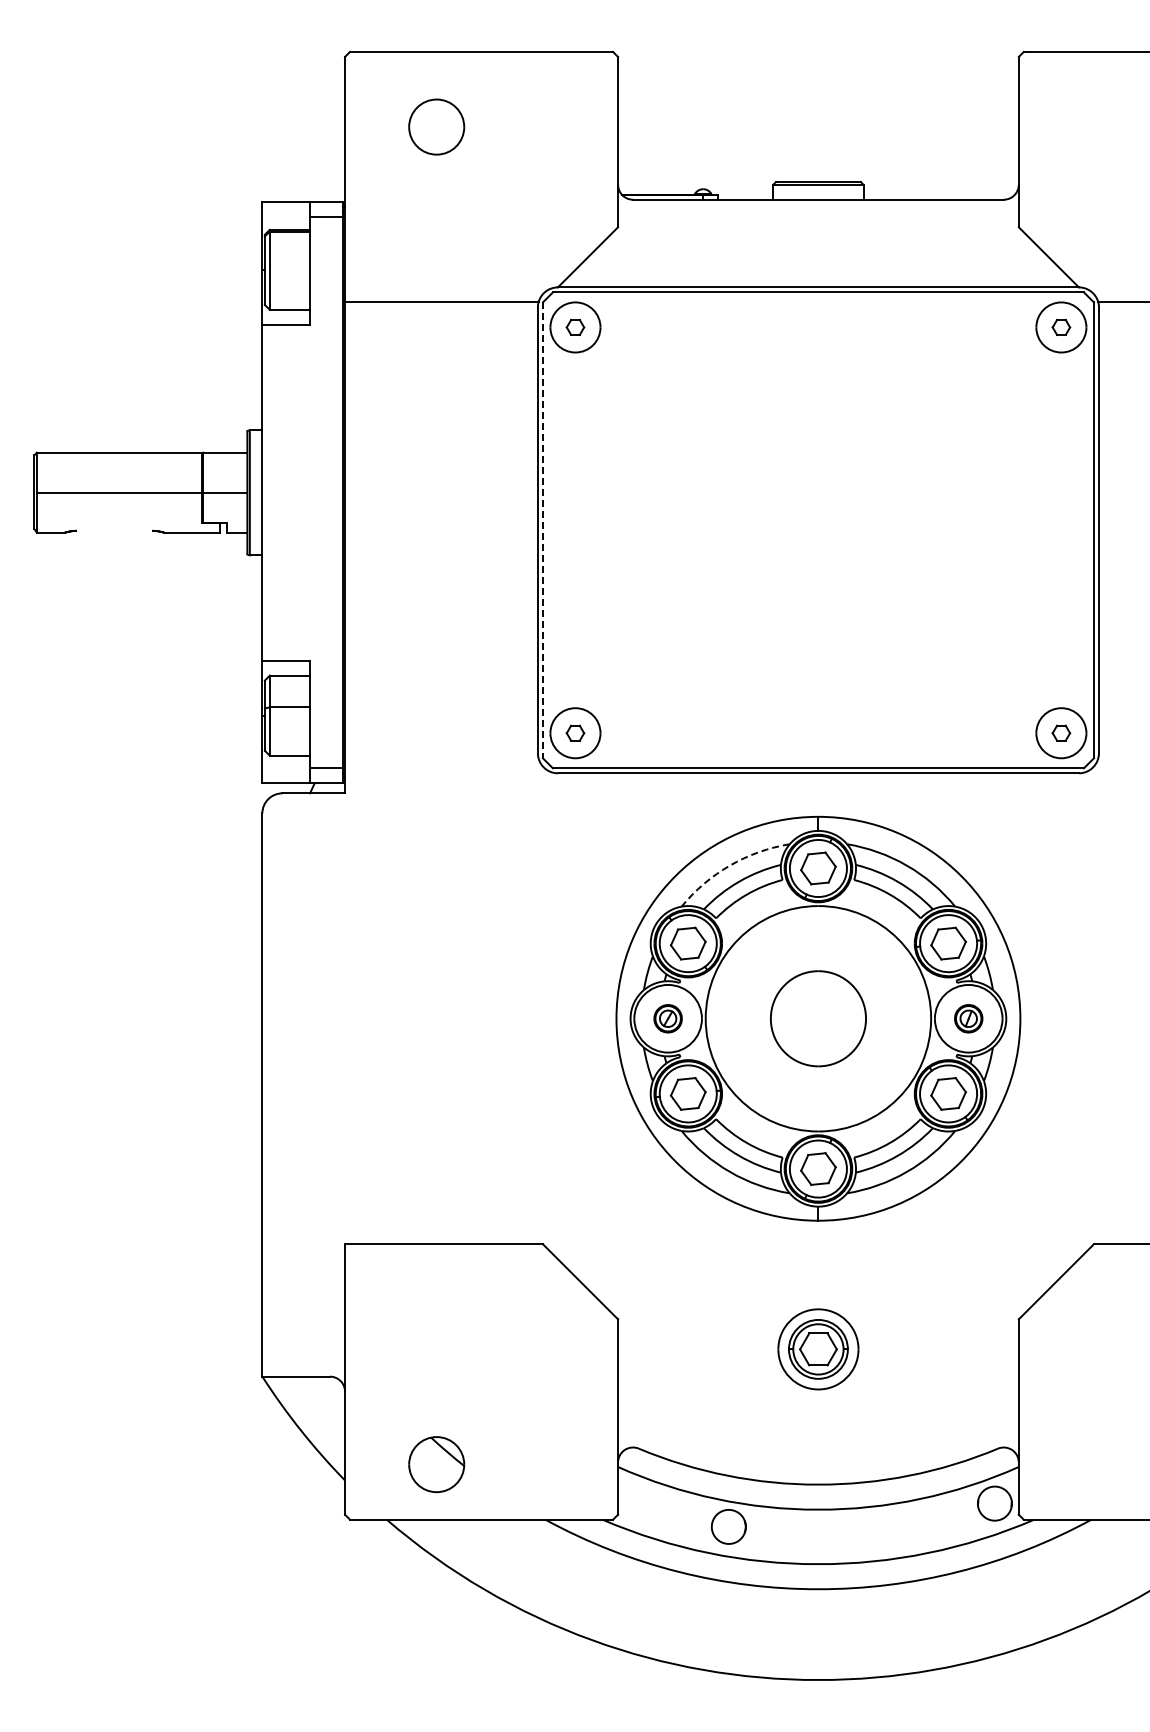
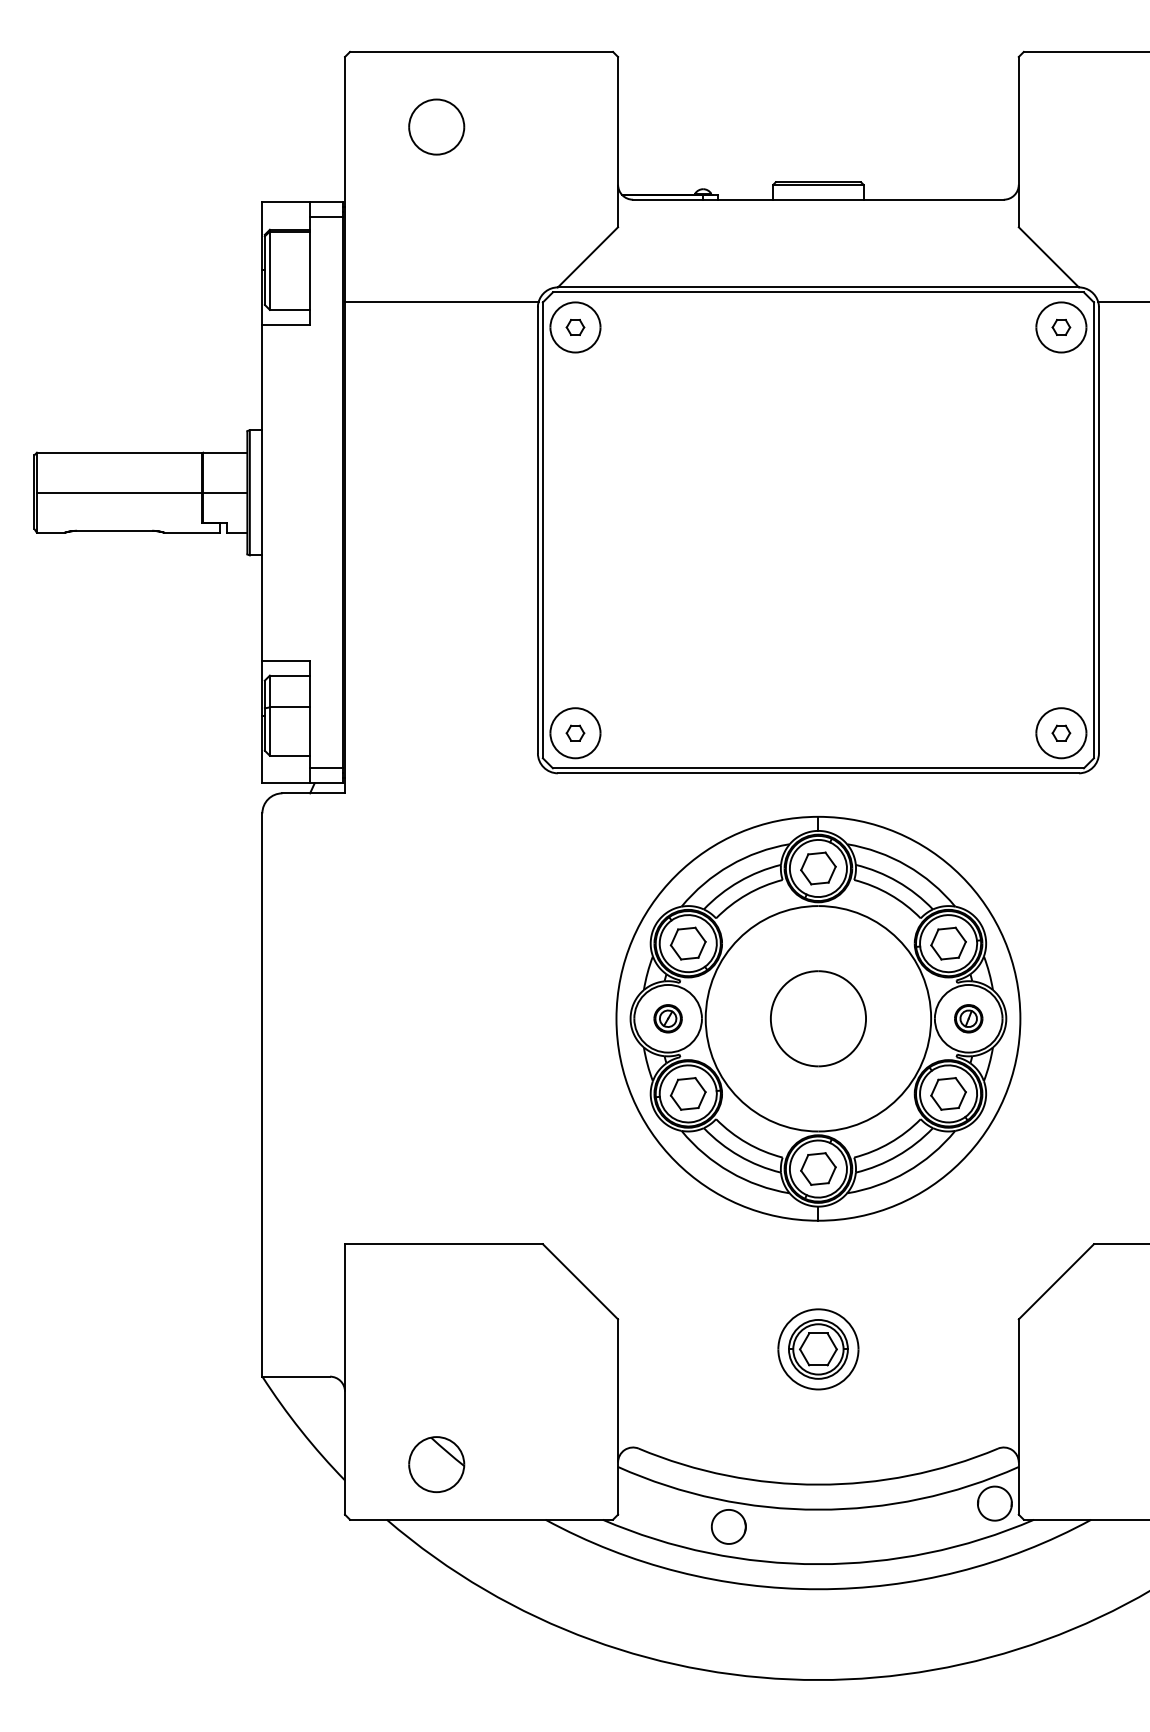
line: none -> present (114, 530)
line: dashed -> solid (542, 530)
arc: dashed -> solid (729, 865)
